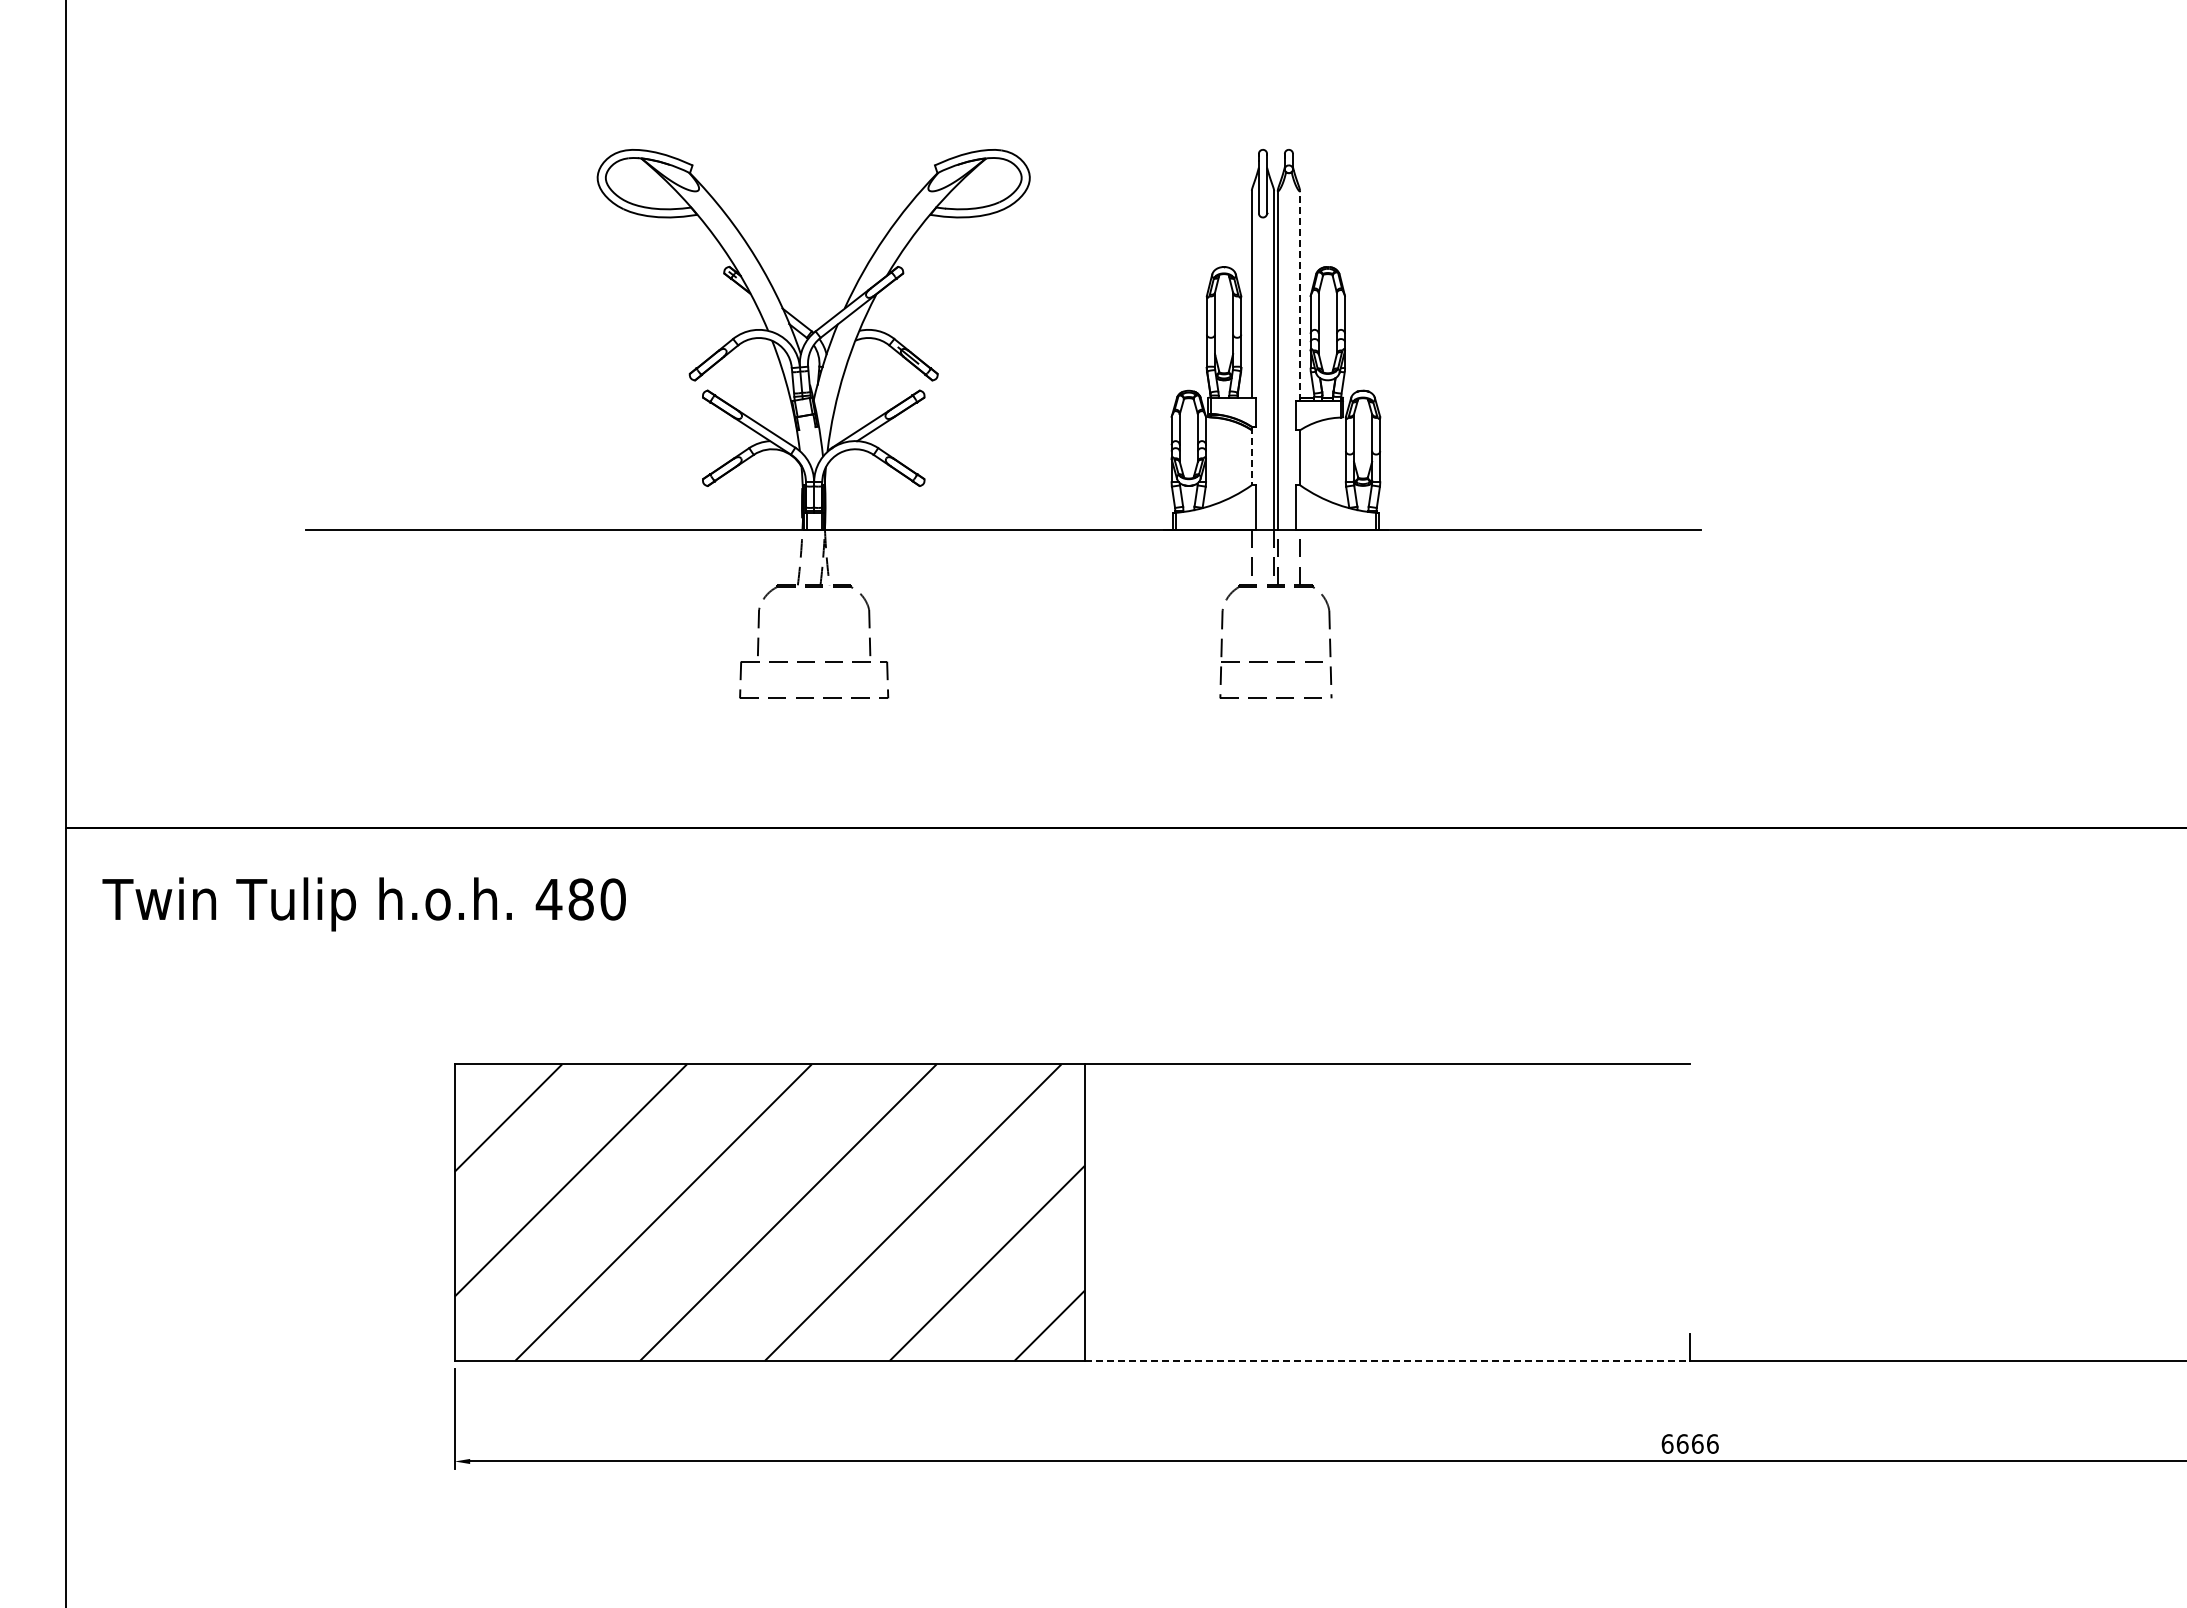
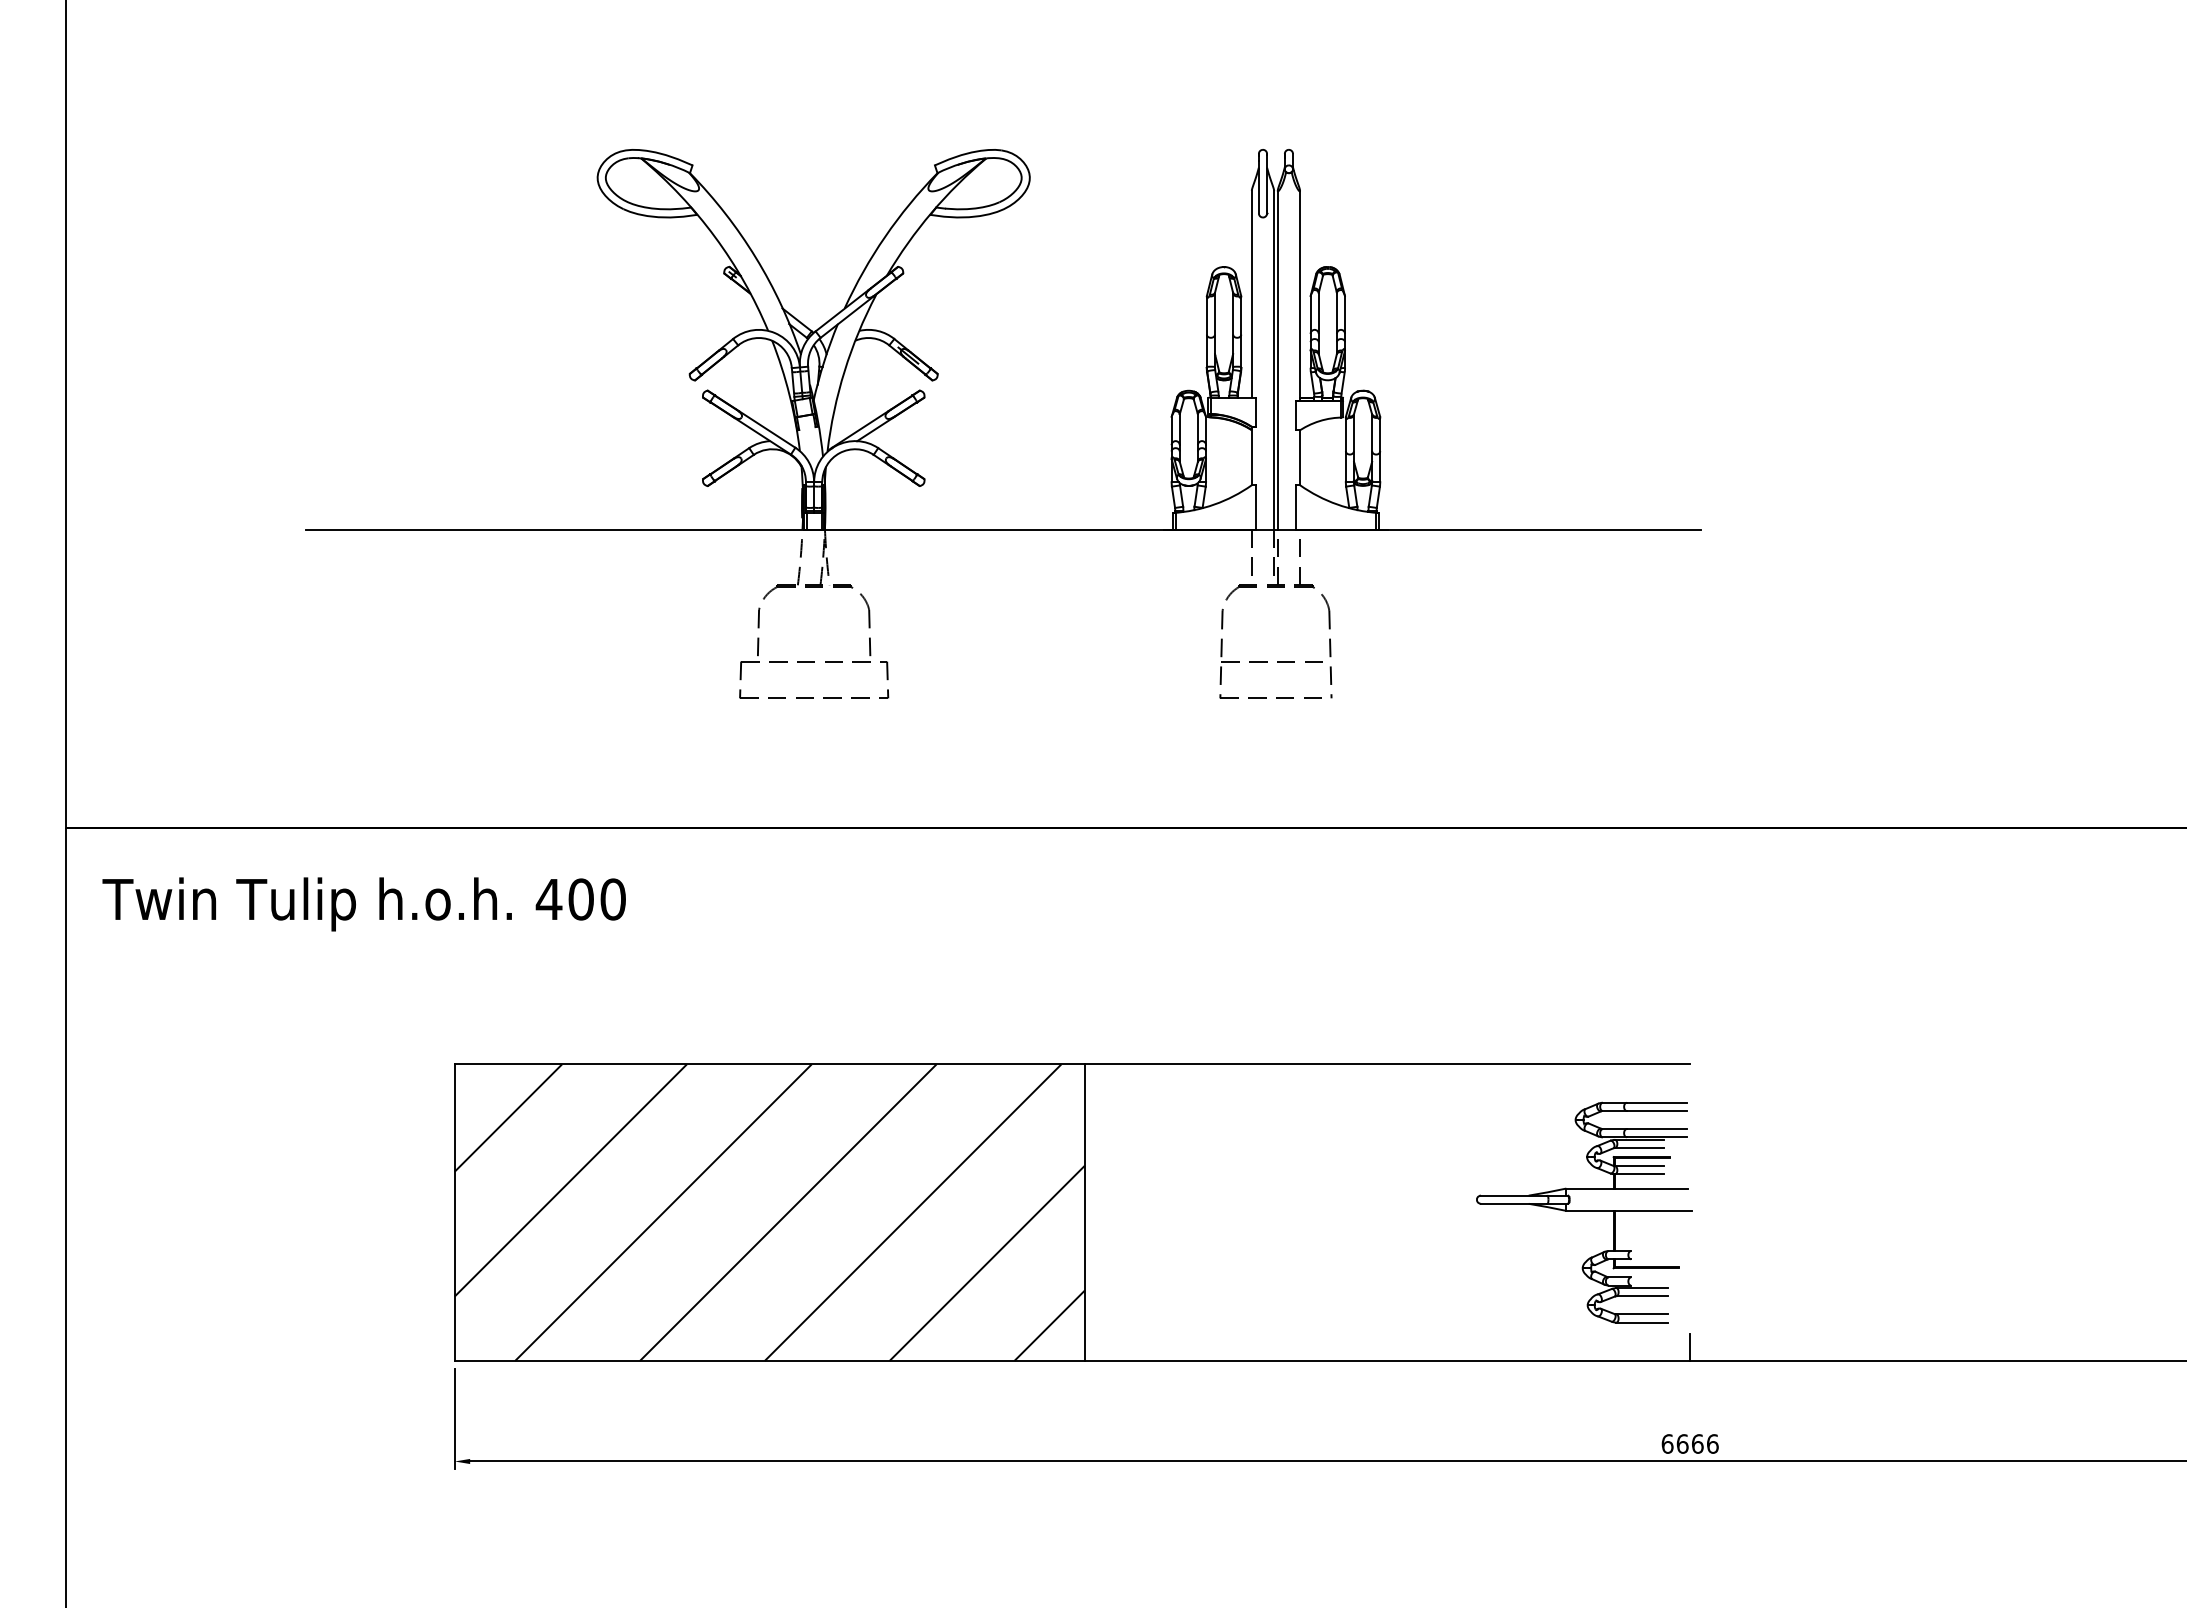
line: dashed -> solid (1300, 295)
line: dashed -> solid (1251, 456)
text: 480 -> 400 (580, 899)
part: none -> present (1584, 1212)
line: dashed -> solid (1387, 1360)
